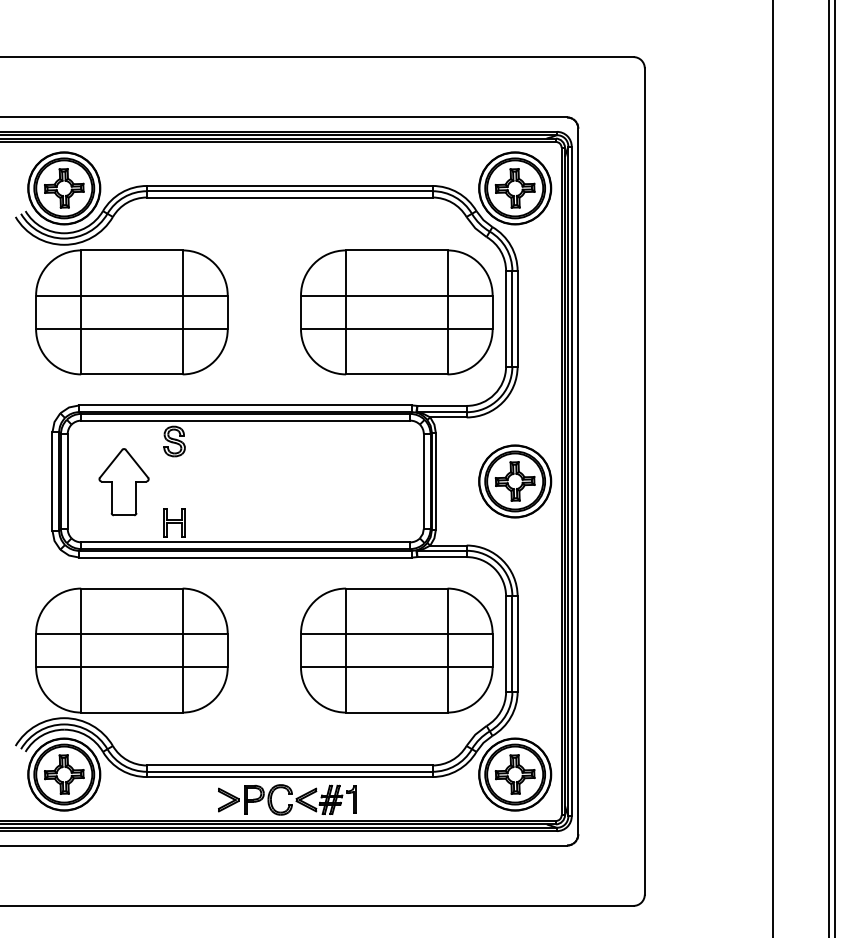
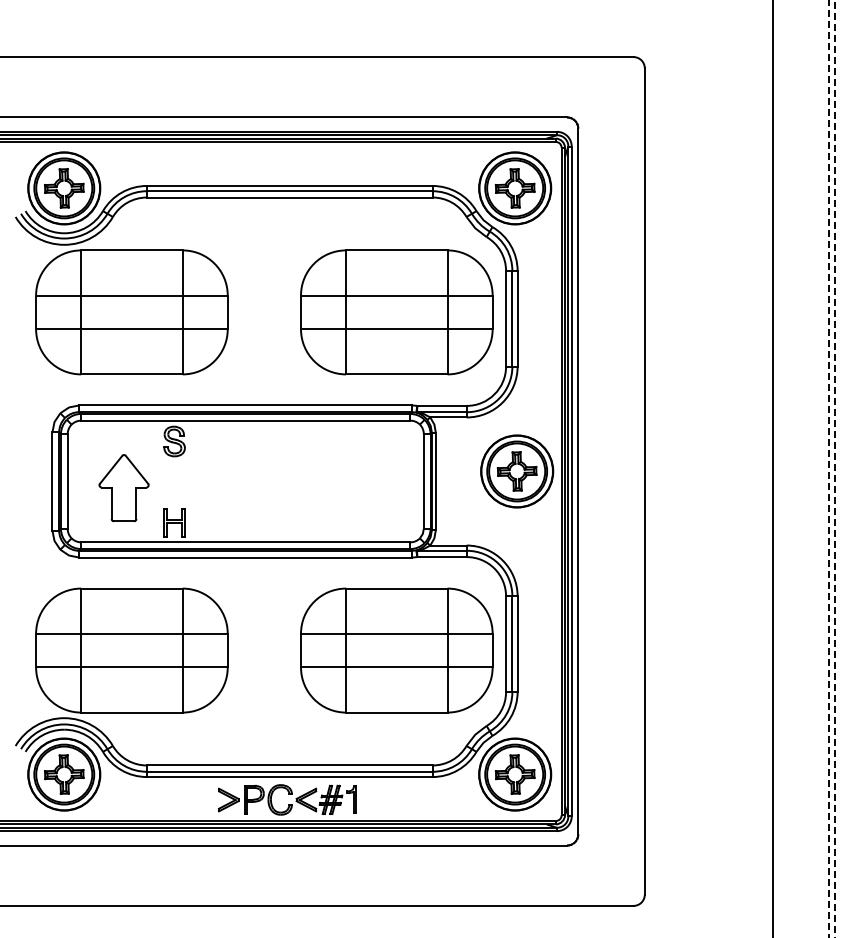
line: solid -> dashed (829, 468)
line: solid -> dashed (835, 469)
part position: (515, 481) -> (517, 471) (517, 471)
part position: (123, 482) -> (123, 488) (123, 488)
